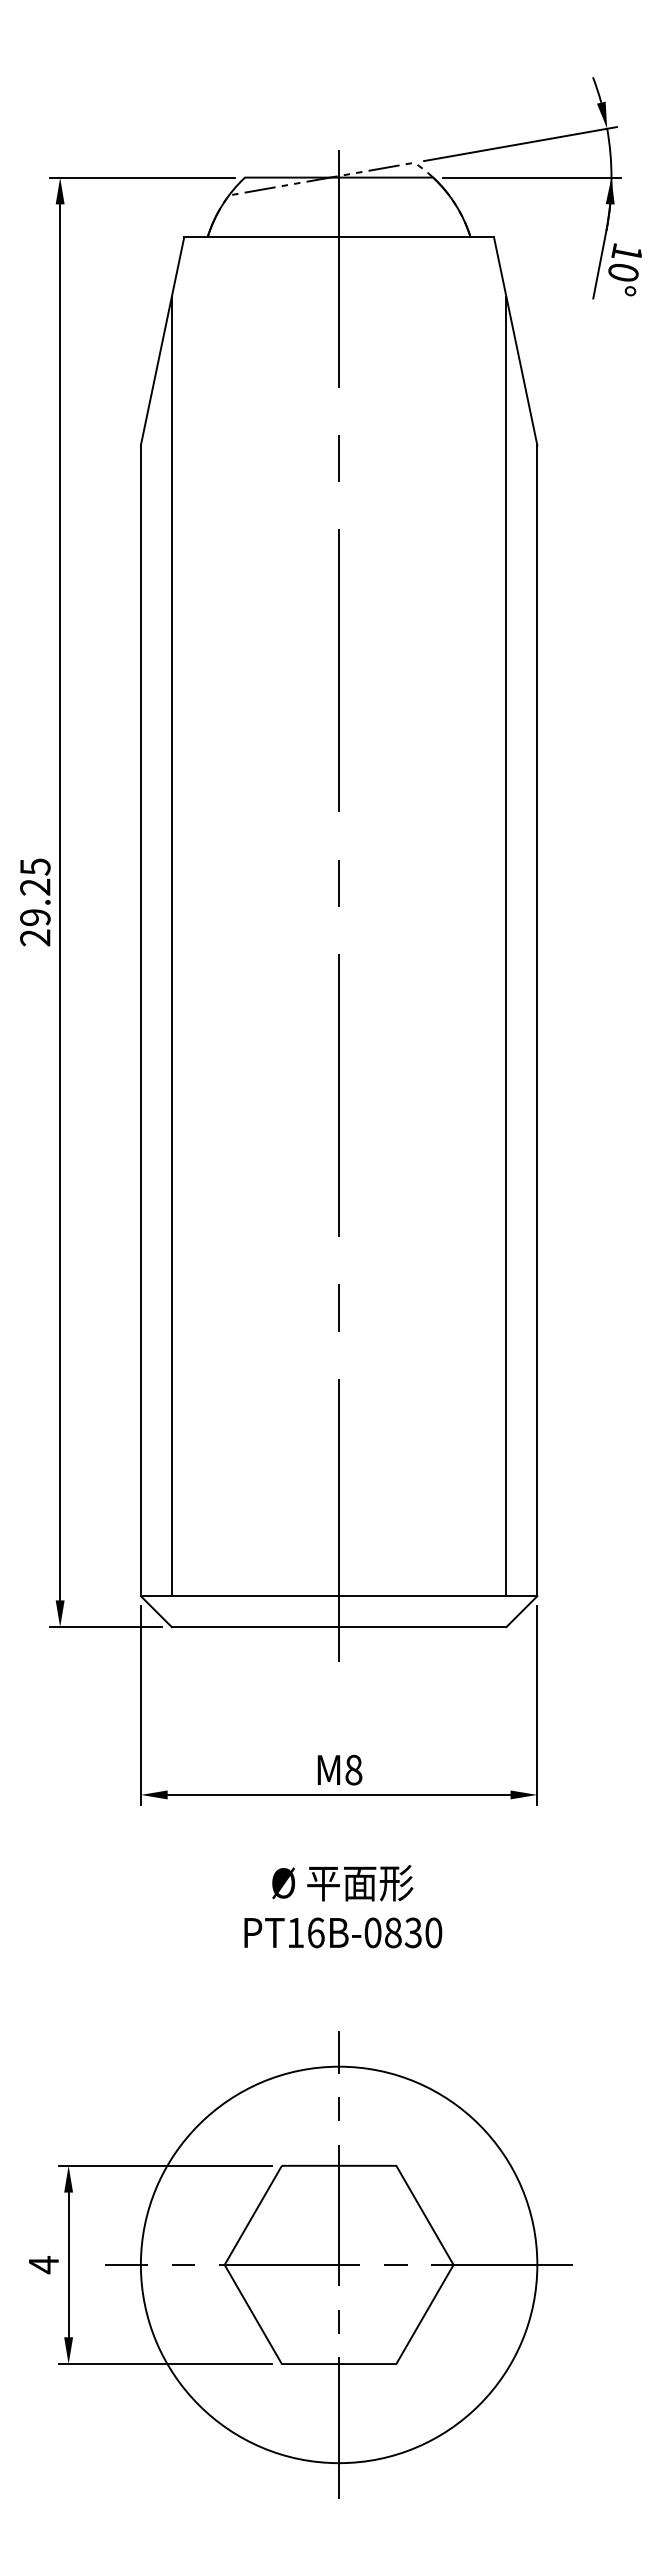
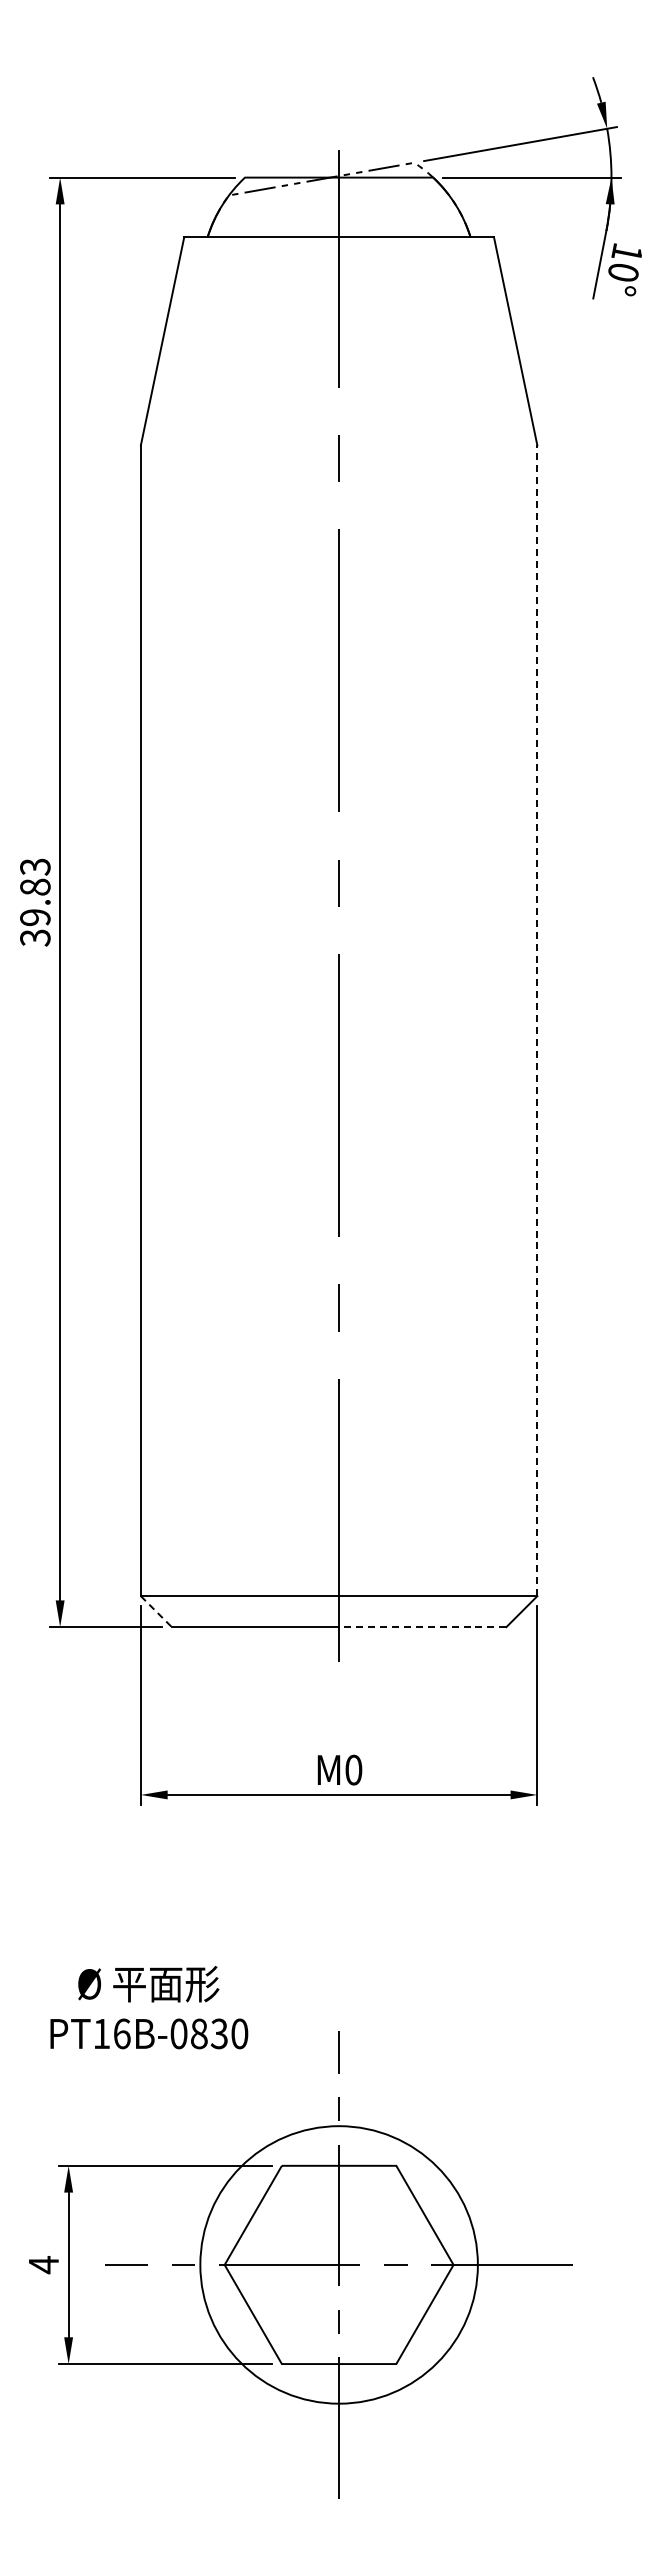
text: 29.25 -> 39.83 (35, 902)
line: present -> none (171, 946)
line: present -> none (506, 946)
line: solid -> dashed (537, 1020)
line: solid -> dashed (156, 1611)
line: solid -> dashed (422, 1627)
text: 8 -> 0 (353, 1769)
text position: (343, 1906) -> (149, 2007) (149, 2007)
circle diameter: 396 px -> 278 px (338, 2264)
